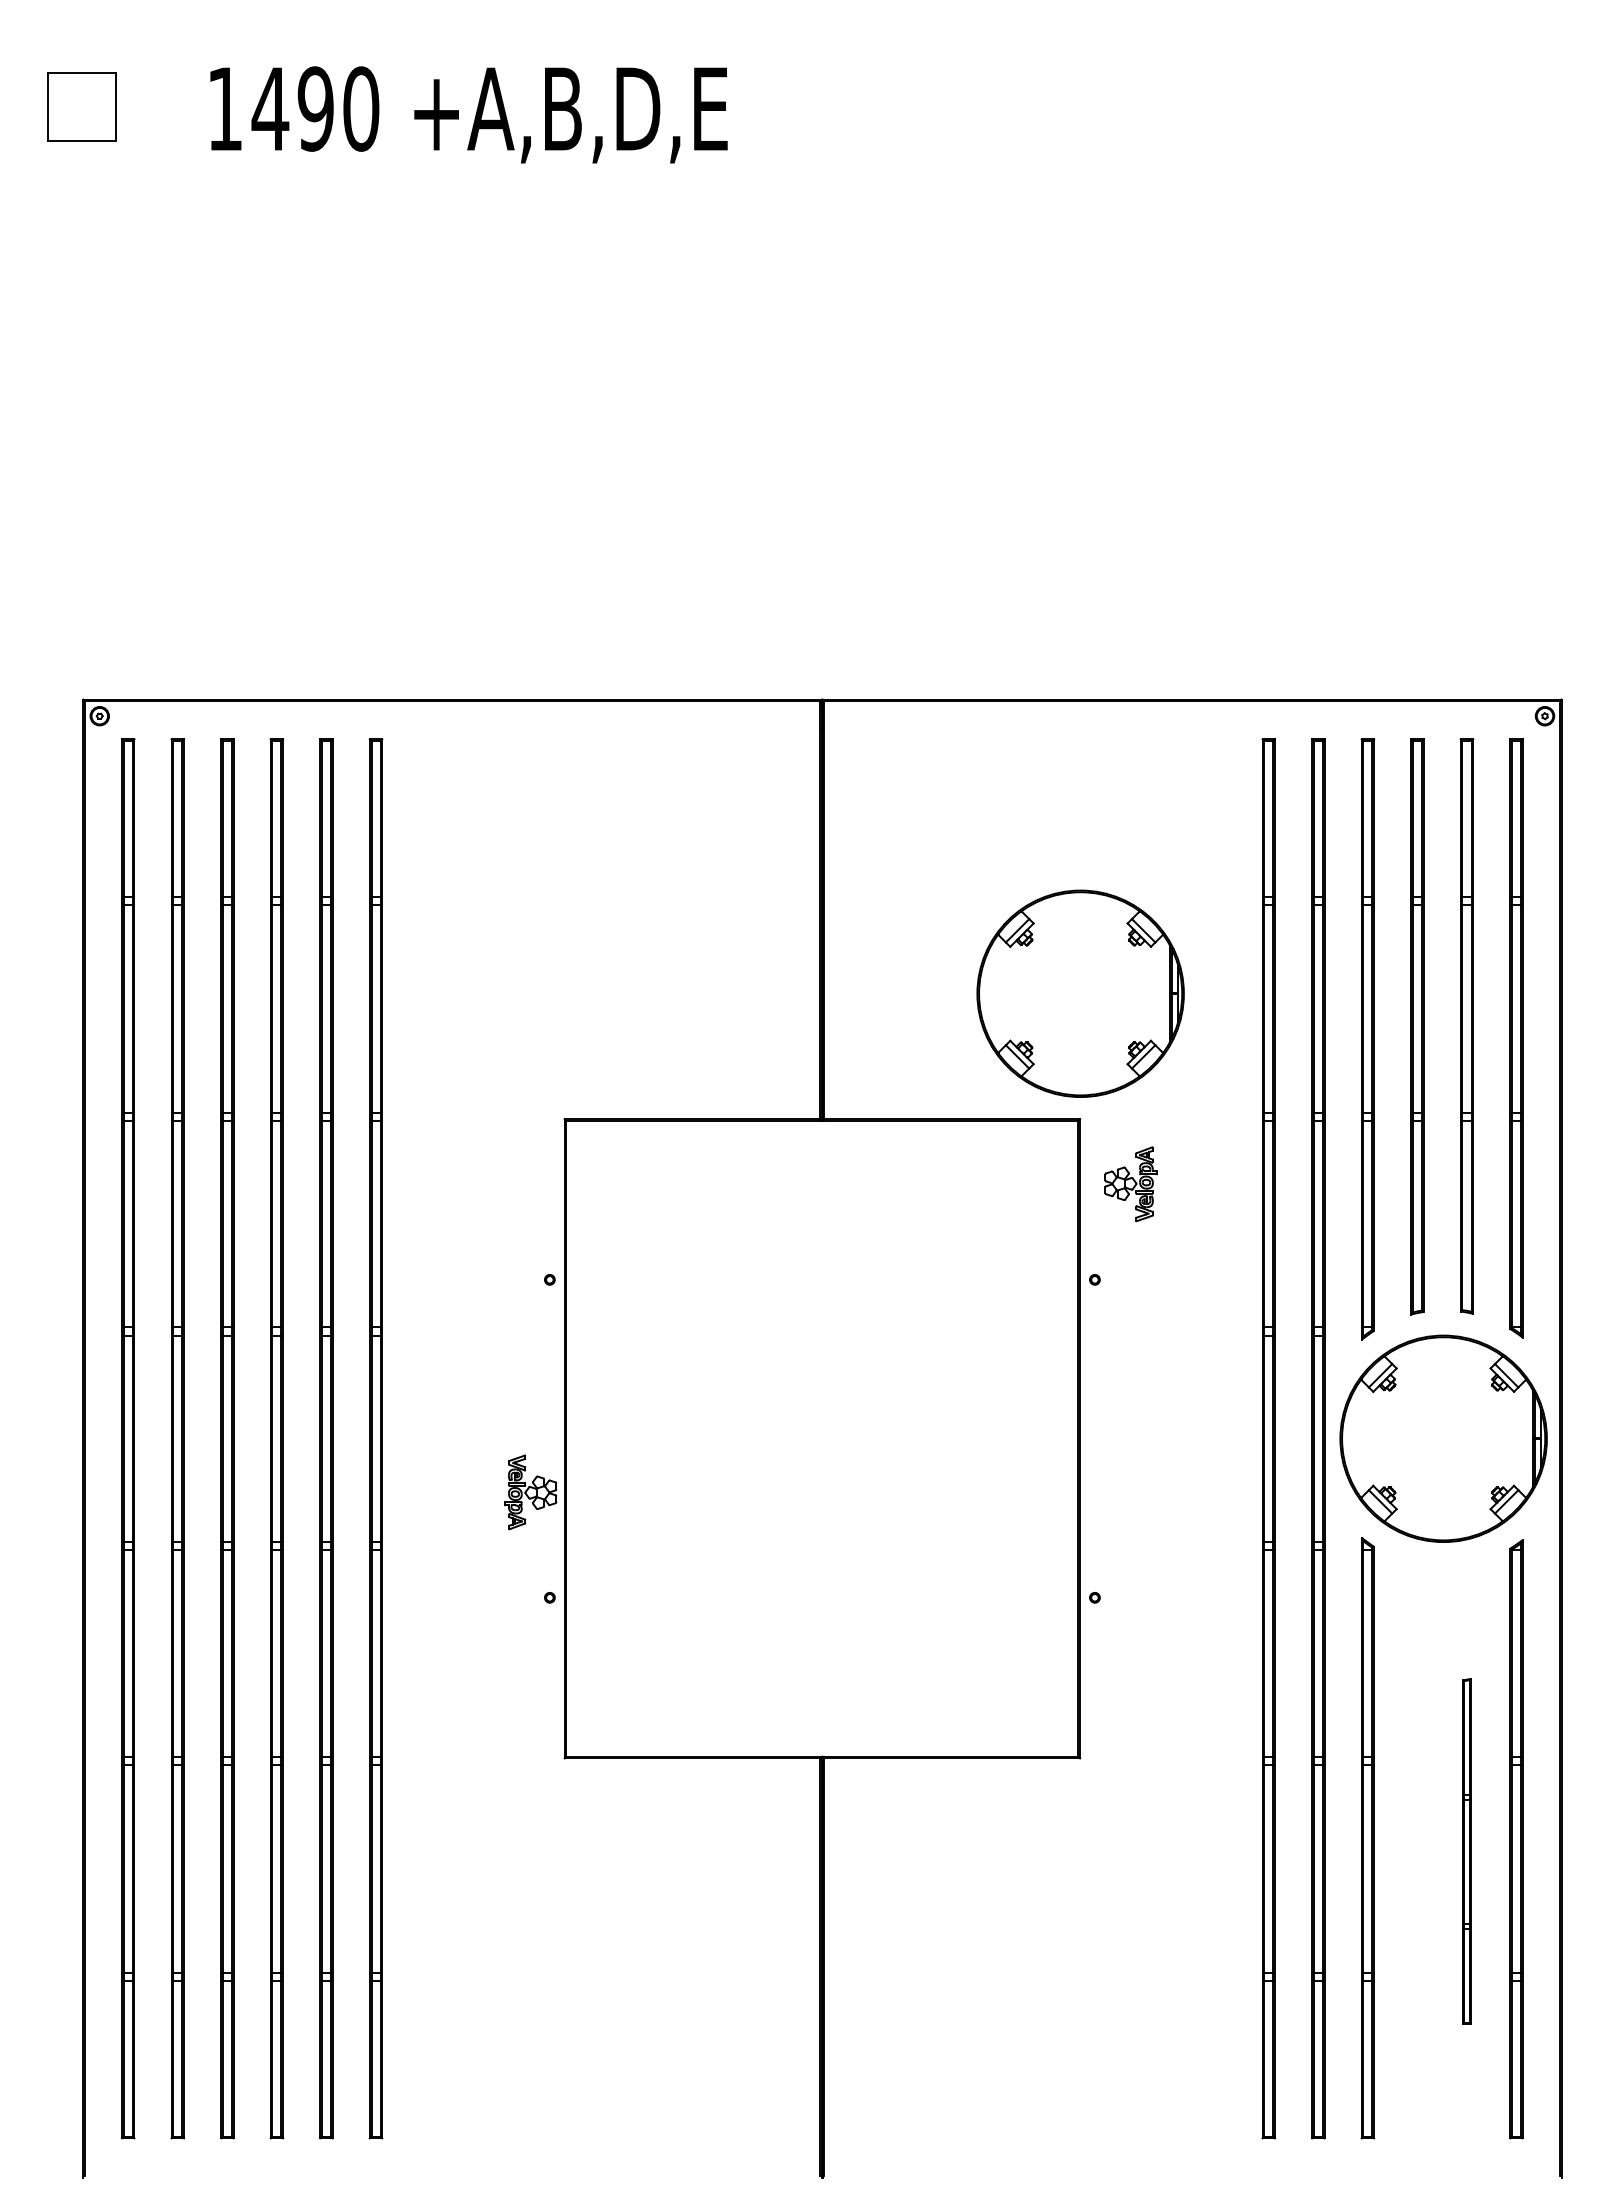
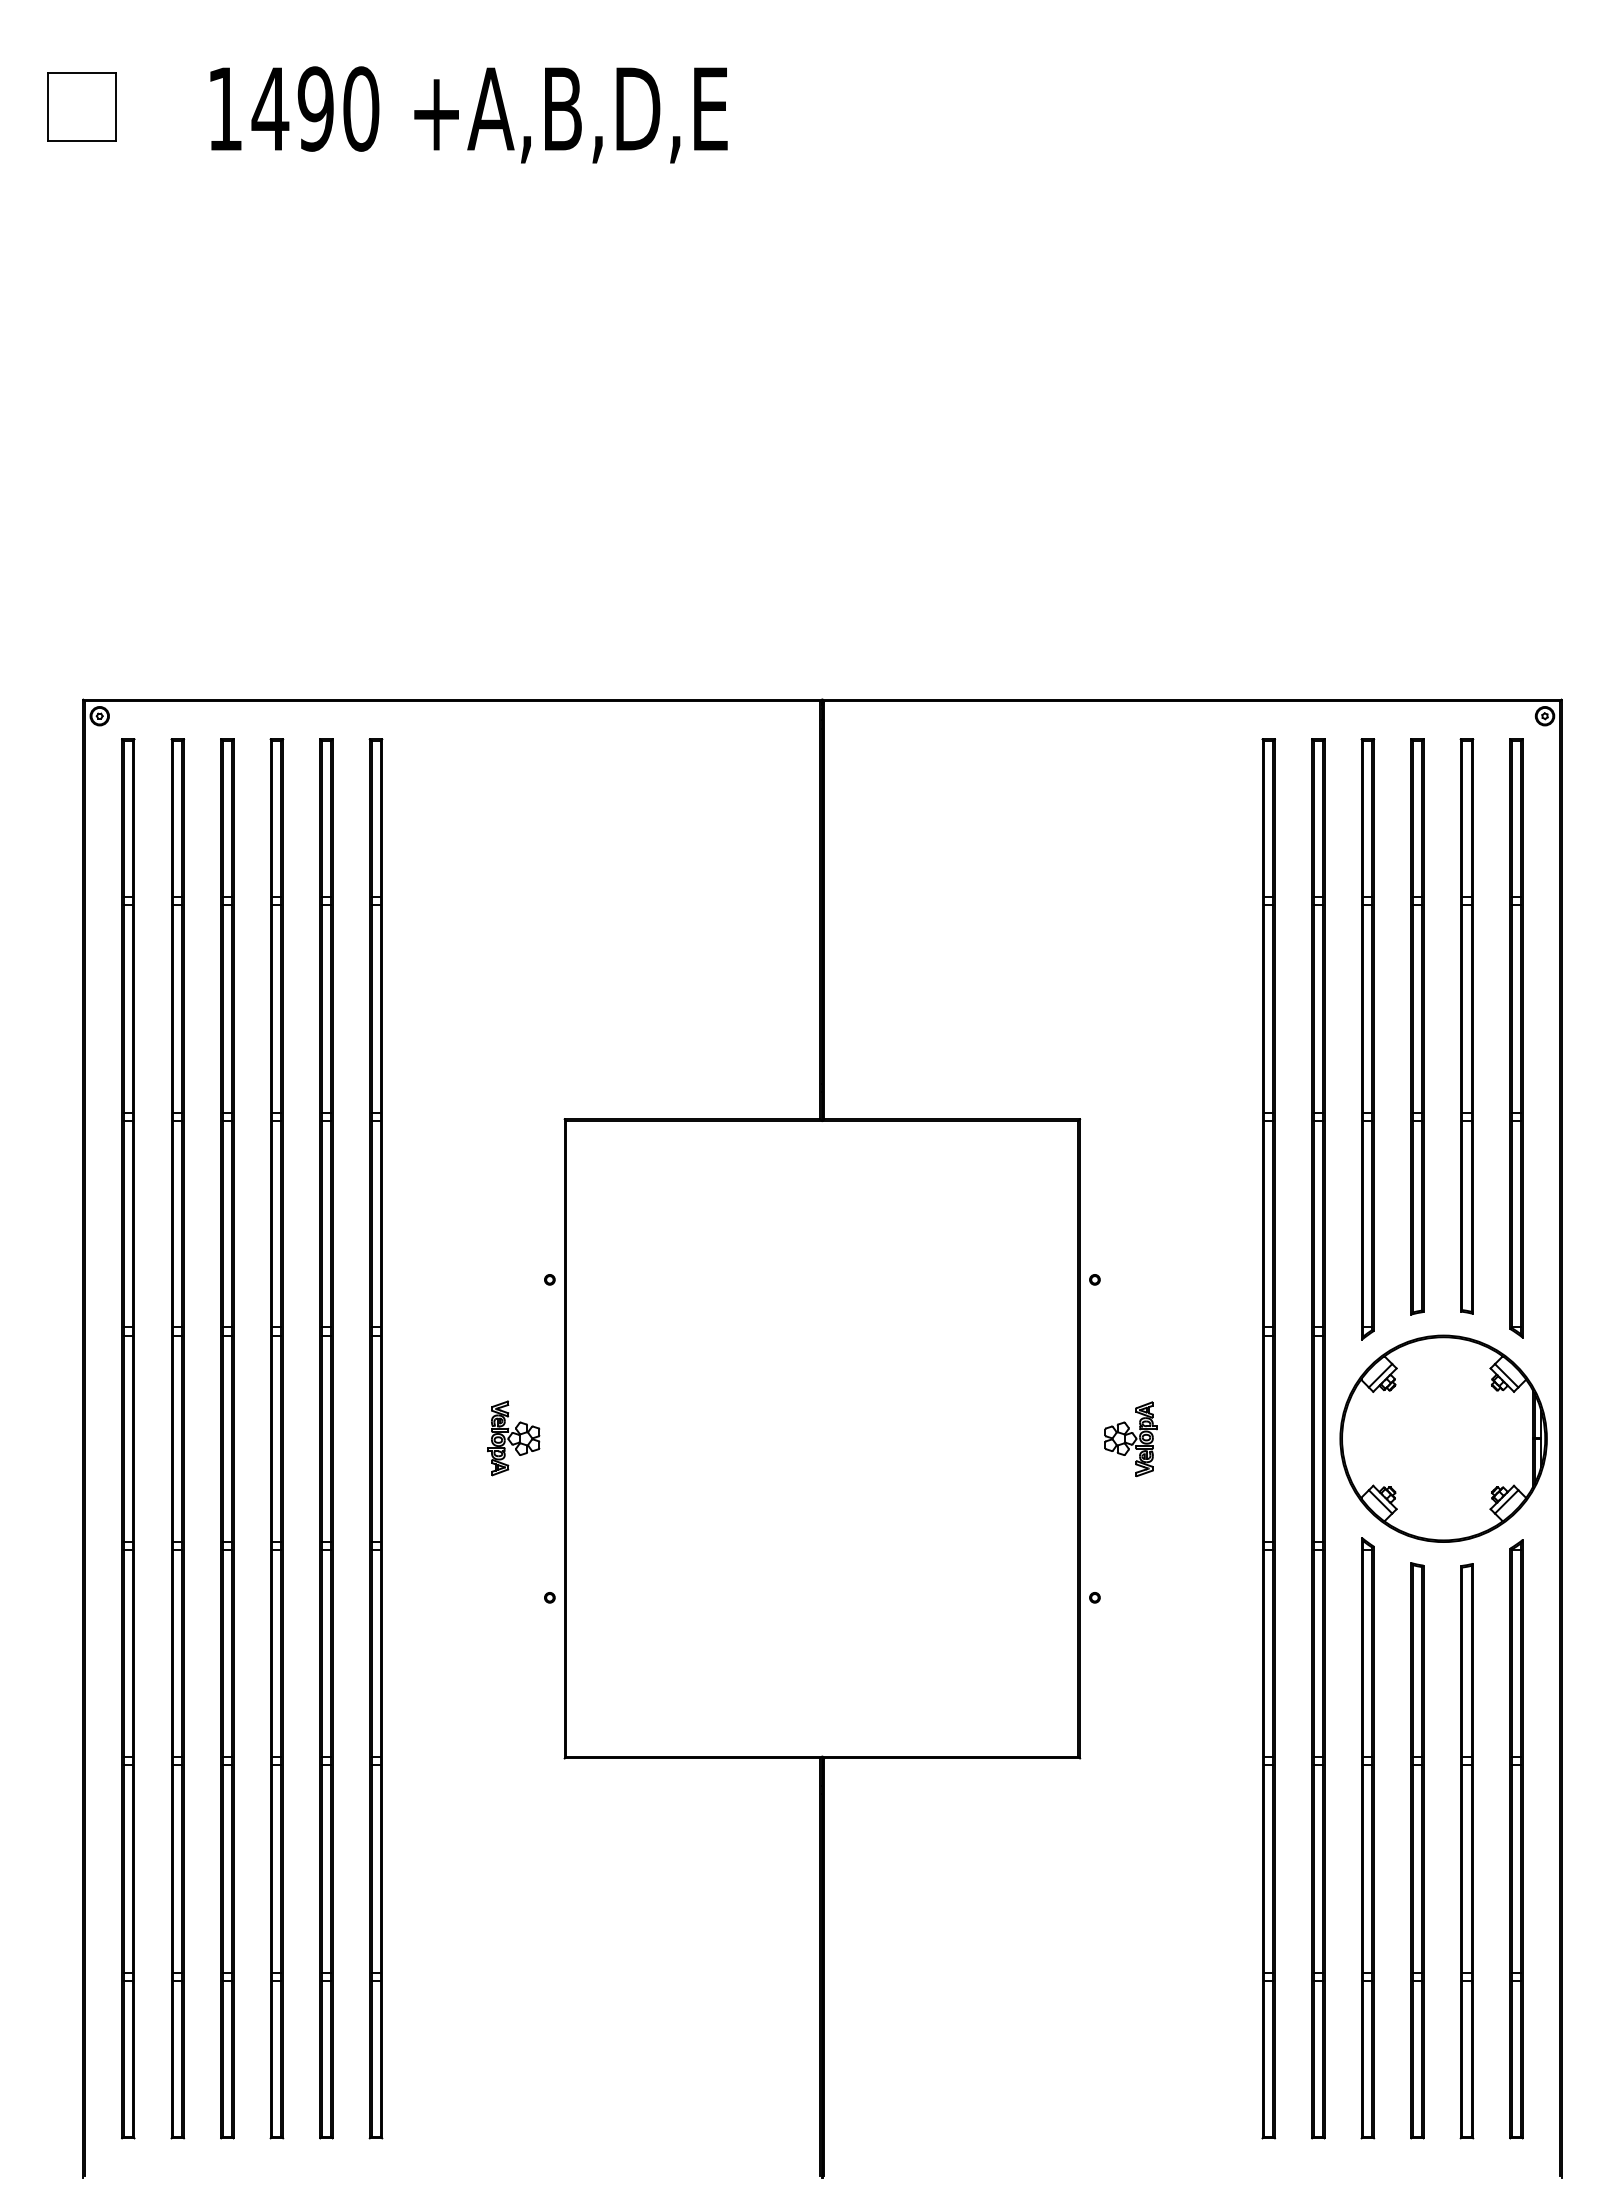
part: present -> none (1080, 993)
part position: (1130, 1184) -> (1130, 1439) (1130, 1439)
part position: (530, 1492) -> (513, 1438) (513, 1438)
part: none -> present (1417, 1850)
part size: 10x347 px -> 16x577 px (1466, 1851)
